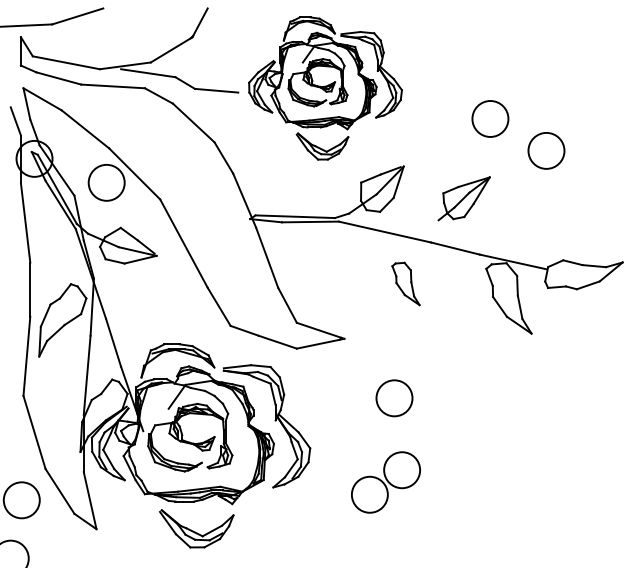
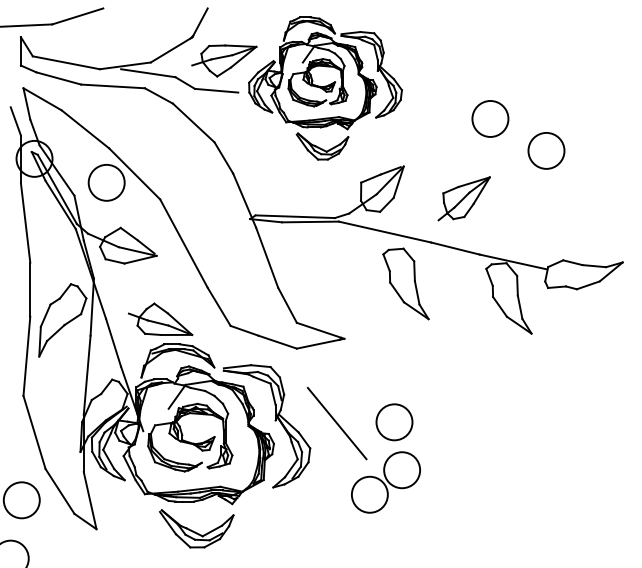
part: none -> present (224, 60)
part size: 30x46 px -> 48x74 px (405, 283)
part: none -> present (160, 318)
circle position: (394, 398) -> (394, 422) (394, 422)
line: none -> present (336, 423)
